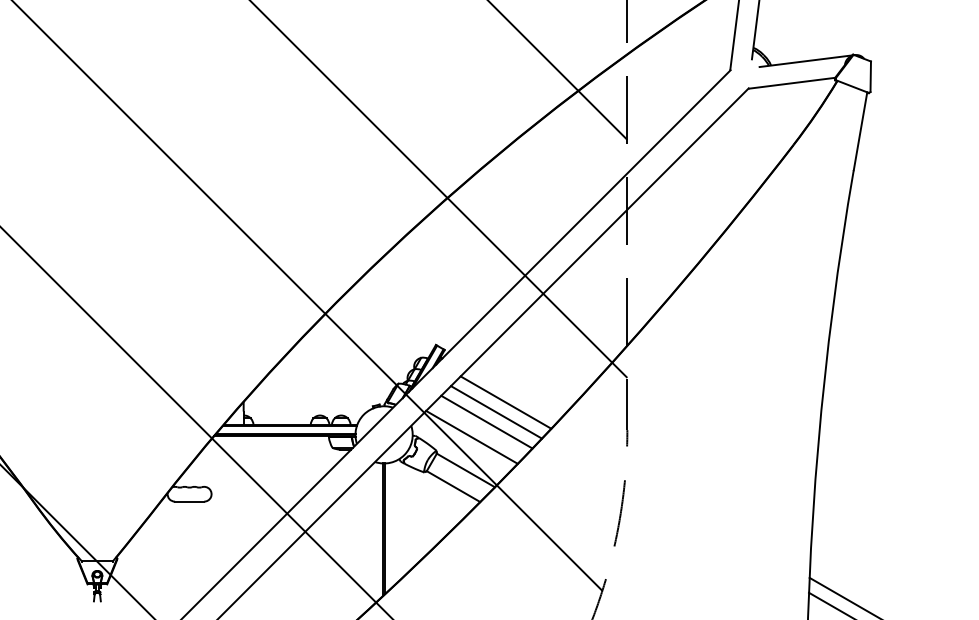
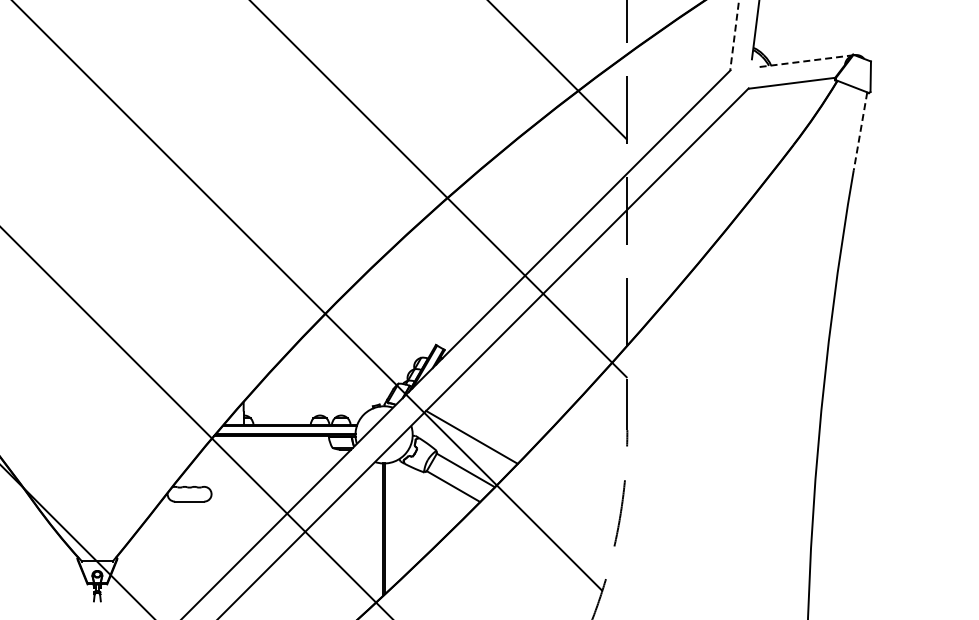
line: solid -> dashed (734, 35)
line: solid -> dashed (805, 61)
line: solid -> dashed (860, 131)
line: present -> none (505, 402)
line: present -> none (495, 412)
line: present -> none (486, 421)
line: present -> none (842, 596)
line: present -> none (829, 604)
